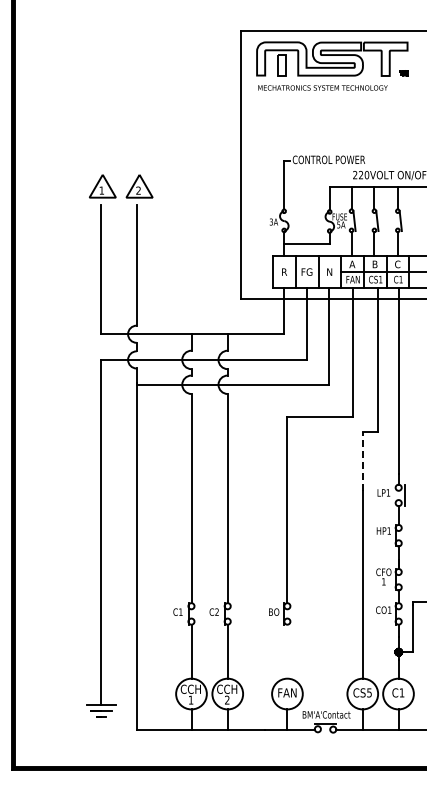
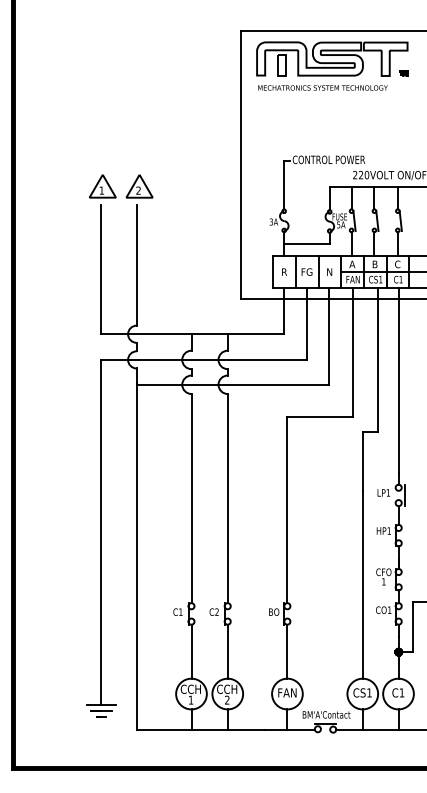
line: dashed -> solid (362, 460)
line: none -> present (287, 651)
text: CS5 -> CS1 (369, 692)
